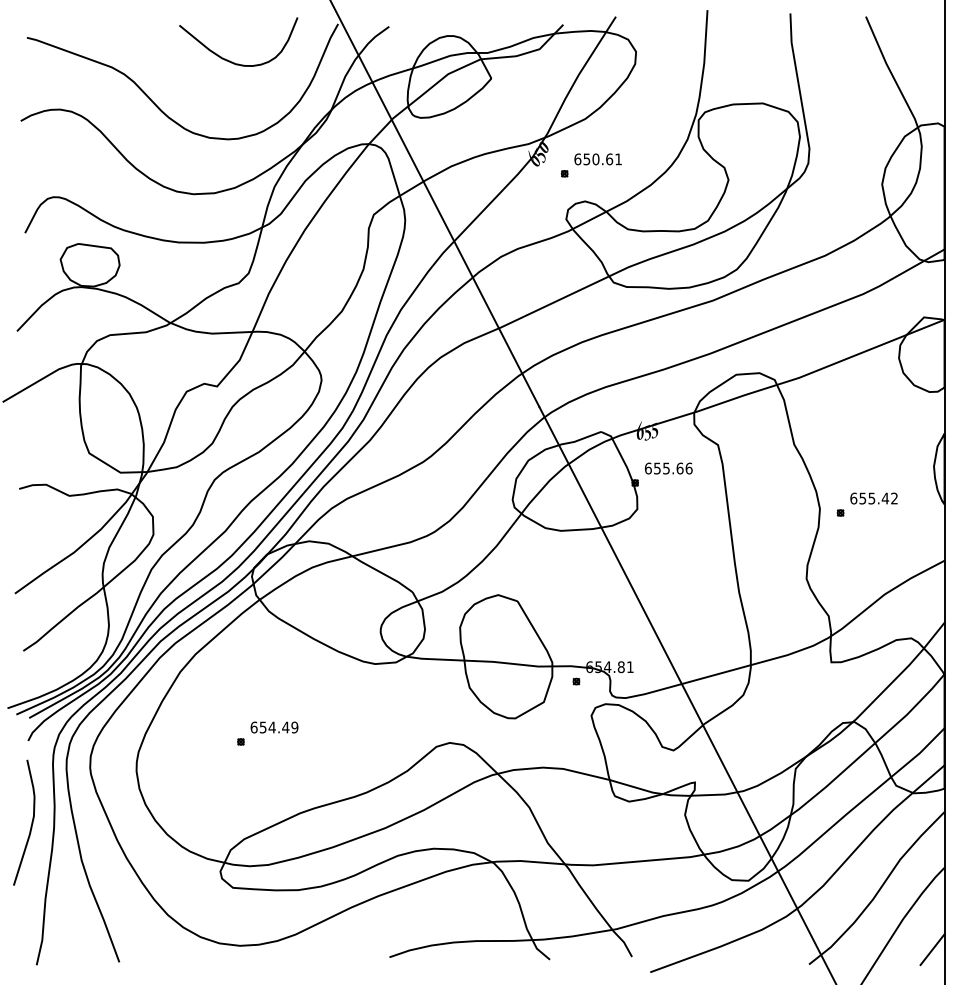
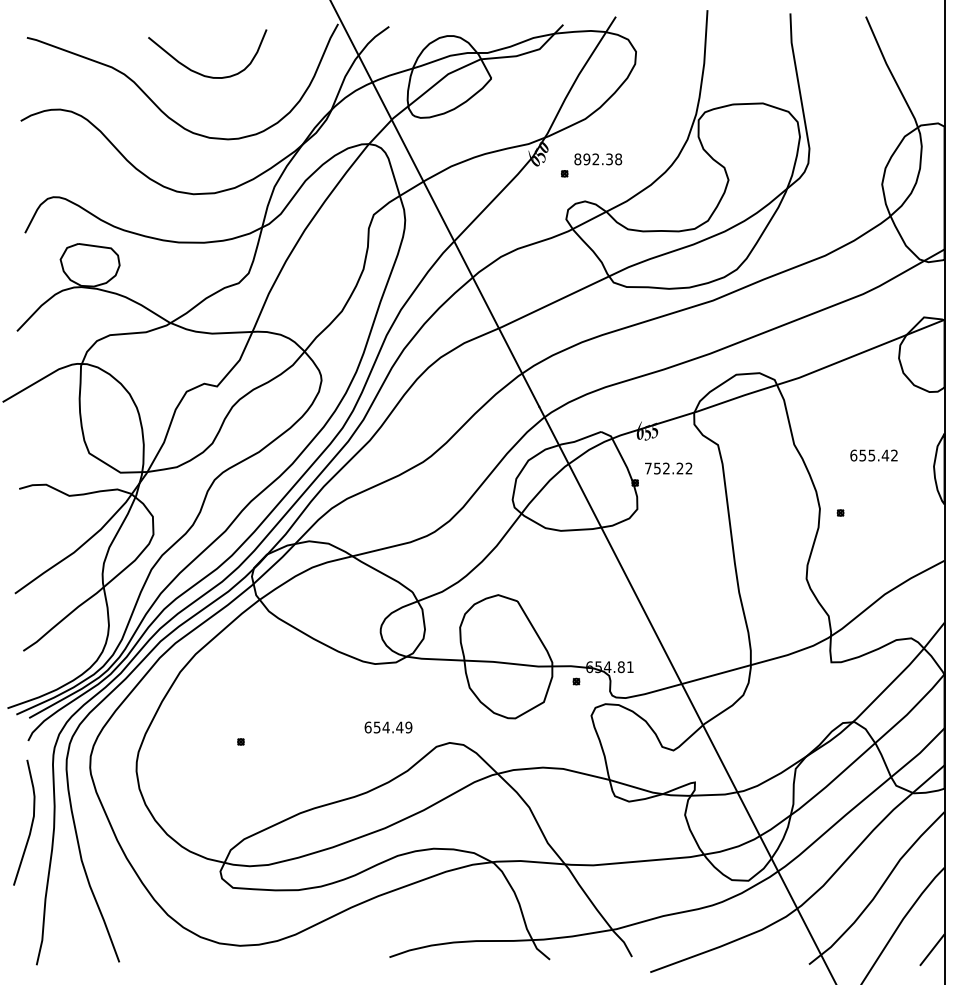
curve position: (230, 60) -> (199, 72) (199, 72)
text: 650.61 -> 892.38 (598, 159)
text: 655.66 -> 752.22 (668, 468)
text position: (873, 498) -> (873, 455) (873, 455)
text position: (274, 727) -> (388, 727) (388, 727)
